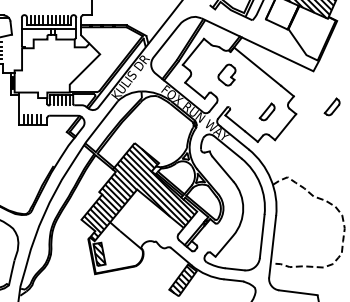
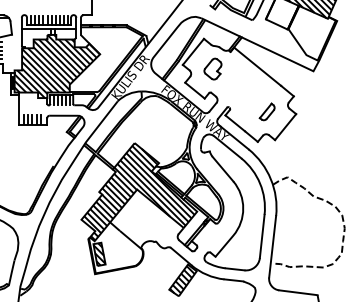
hatch: none -> present (56, 66)
part position: (226, 74) -> (212, 68) (212, 68)
part: present -> none (331, 106)
